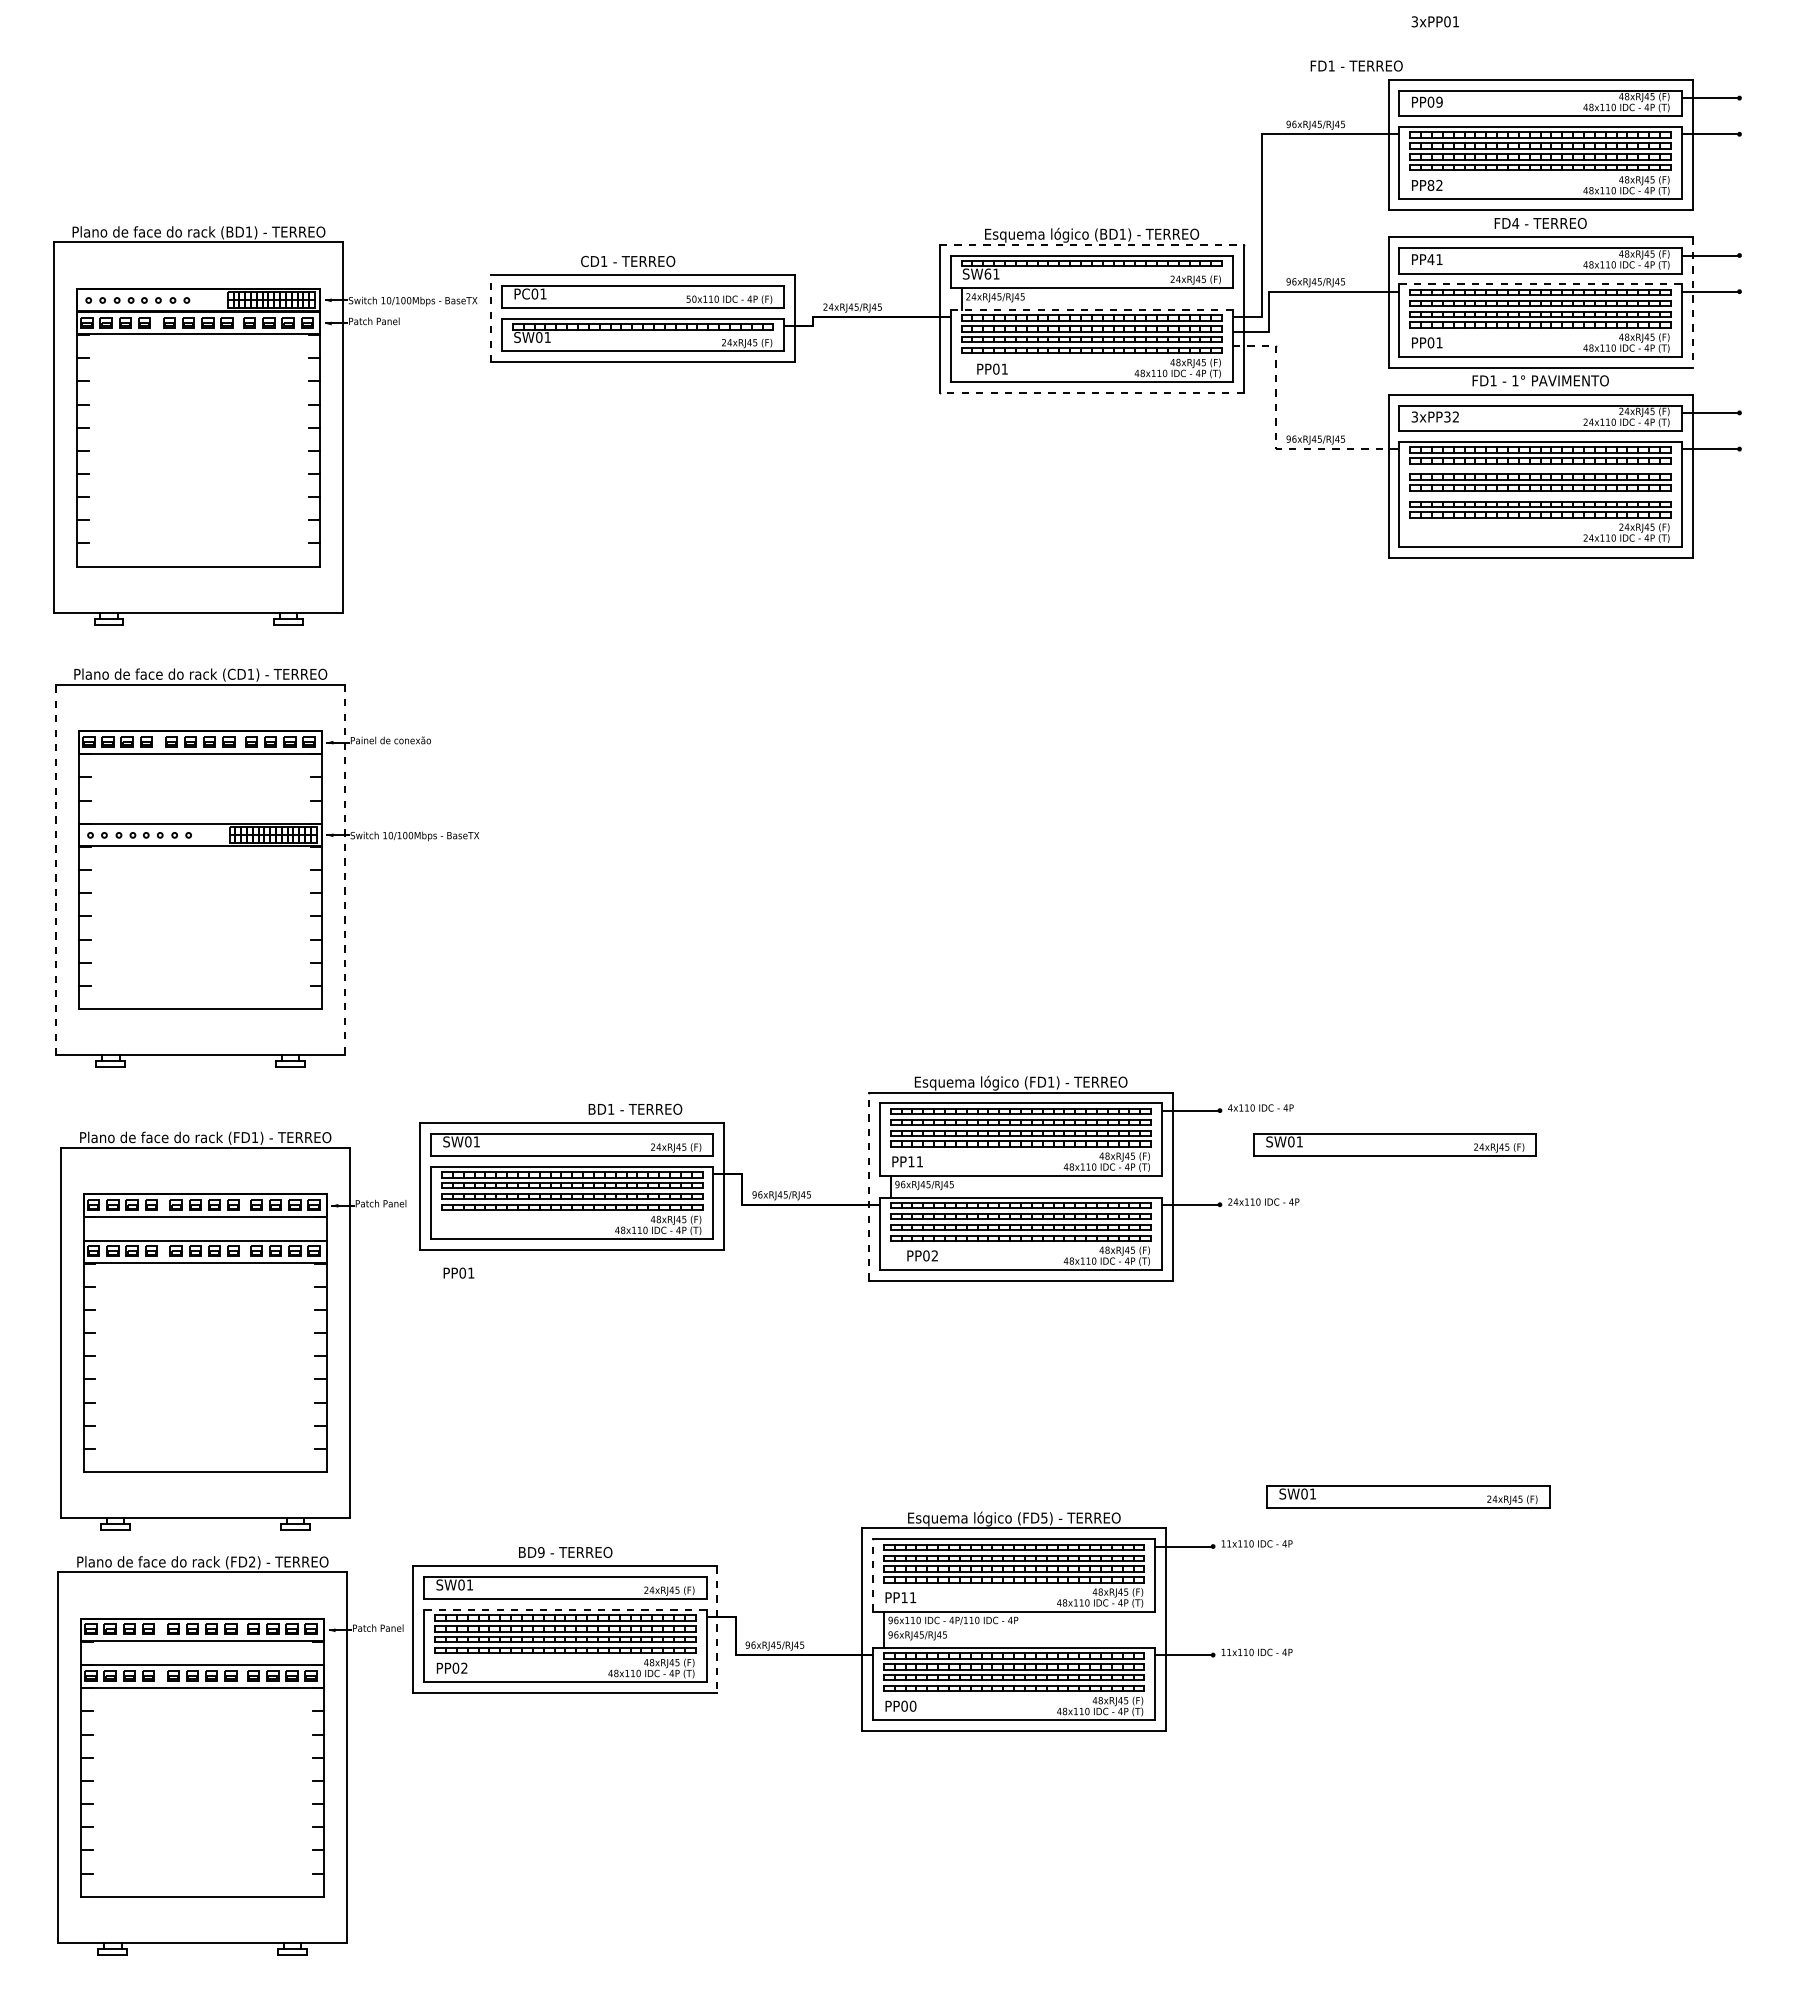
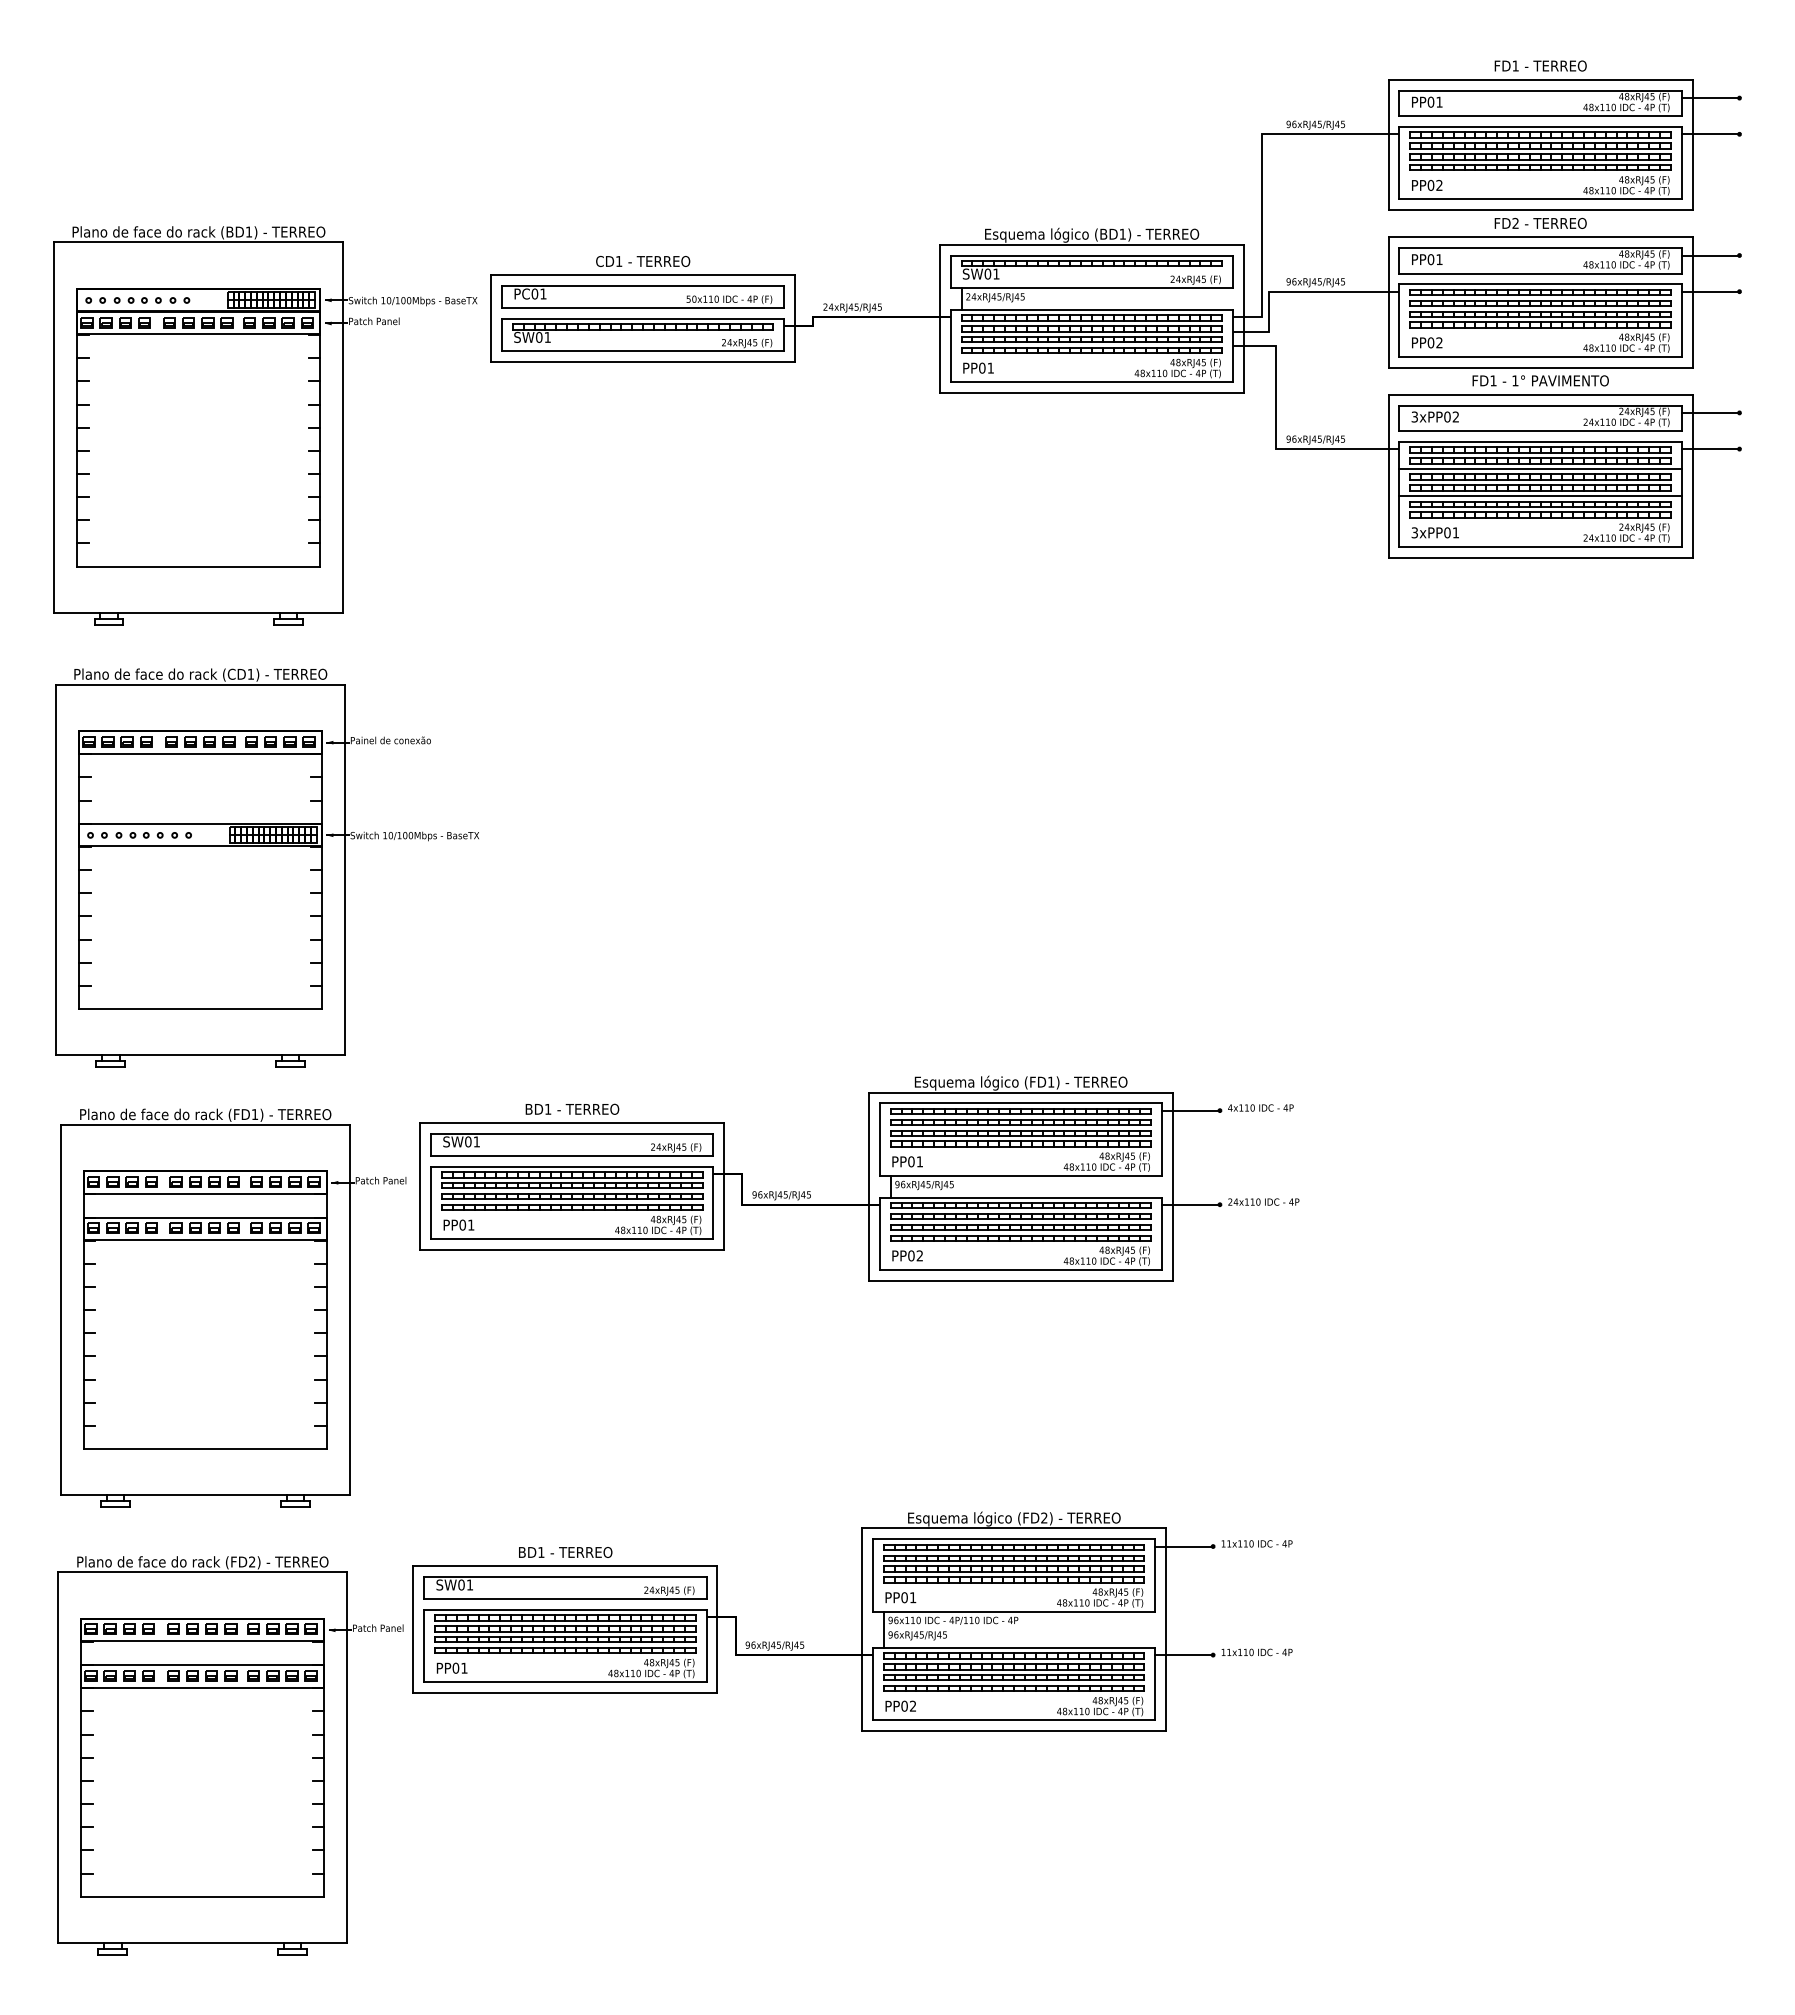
text position: (1434, 21) -> (1434, 532) (1434, 532)
text position: (1356, 65) -> (1540, 65) (1540, 65)
text: PP09 -> PP01 (1439, 101)
text: PP82 -> PP02 (1430, 185)
text: FD4 -> FD2 (1515, 222)
line: dashed -> solid (1091, 244)
text: PP41 -> PP01 (1430, 259)
text position: (628, 261) -> (643, 261) (643, 261)
text: SW61 -> SW01 (987, 273)
line: dashed -> solid (1541, 284)
line: dashed -> solid (1692, 303)
line: dashed -> solid (1092, 309)
line: dashed -> solid (491, 318)
text: PP01 -> PP02 (1439, 342)
text position: (992, 368) -> (978, 367) (978, 367)
line: dashed -> solid (1091, 393)
text: 3xPP32 -> 3xPP02 (1447, 416)
line: dashed -> solid (1276, 437)
line: none -> present (1540, 469)
line: none -> present (1540, 496)
line: dashed -> solid (55, 869)
line: dashed -> solid (345, 870)
text position: (635, 1108) -> (572, 1108) (572, 1108)
part: present -> none (1394, 1144)
text: PP11 -> PP01 (911, 1161)
line: dashed -> solid (868, 1186)
text position: (922, 1255) -> (907, 1255) (907, 1255)
text position: (458, 1272) -> (458, 1224) (458, 1224)
part position: (233, 1330) -> (233, 1307) (233, 1307)
part: present -> none (1408, 1496)
text: (FD5) -> (FD2) (1044, 1517)
text: BD9 -> BD1 (541, 1552)
line: dashed -> solid (873, 1574)
text: PP11 -> PP01 (904, 1597)
line: dashed -> solid (565, 1609)
line: dashed -> solid (717, 1630)
text: PP02 -> PP01 (464, 1667)
text: PP00 -> PP02 (912, 1705)
